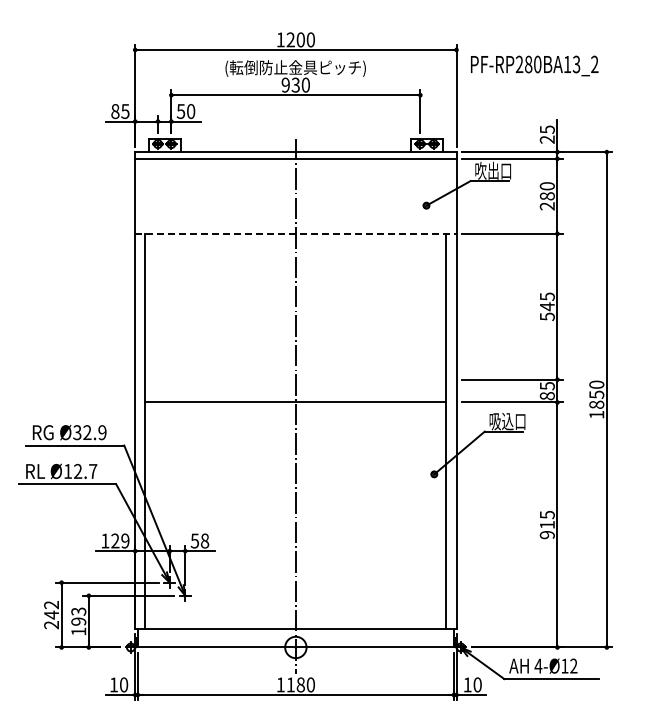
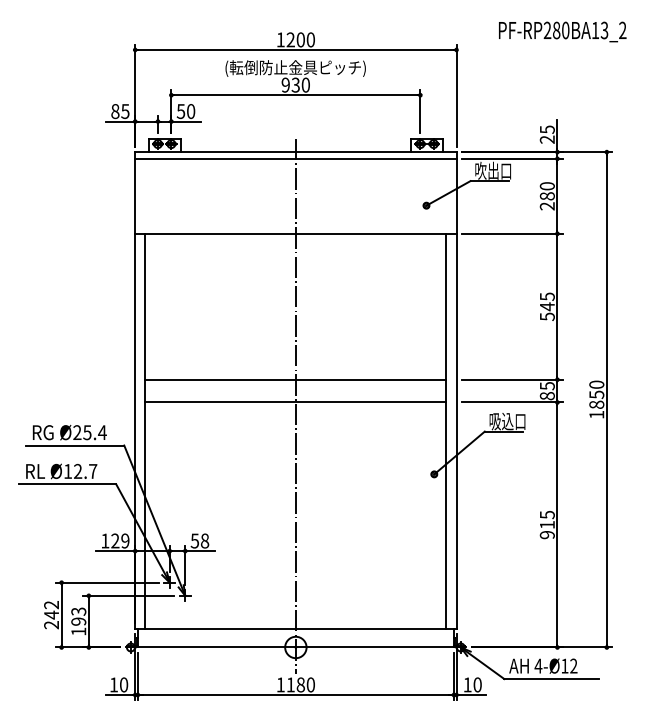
text position: (534, 65) -> (562, 31) (562, 31)
line: dashed -> solid (295, 233)
line: none -> present (295, 379)
text: Ø32.9 -> Ø25.4 (89, 432)
